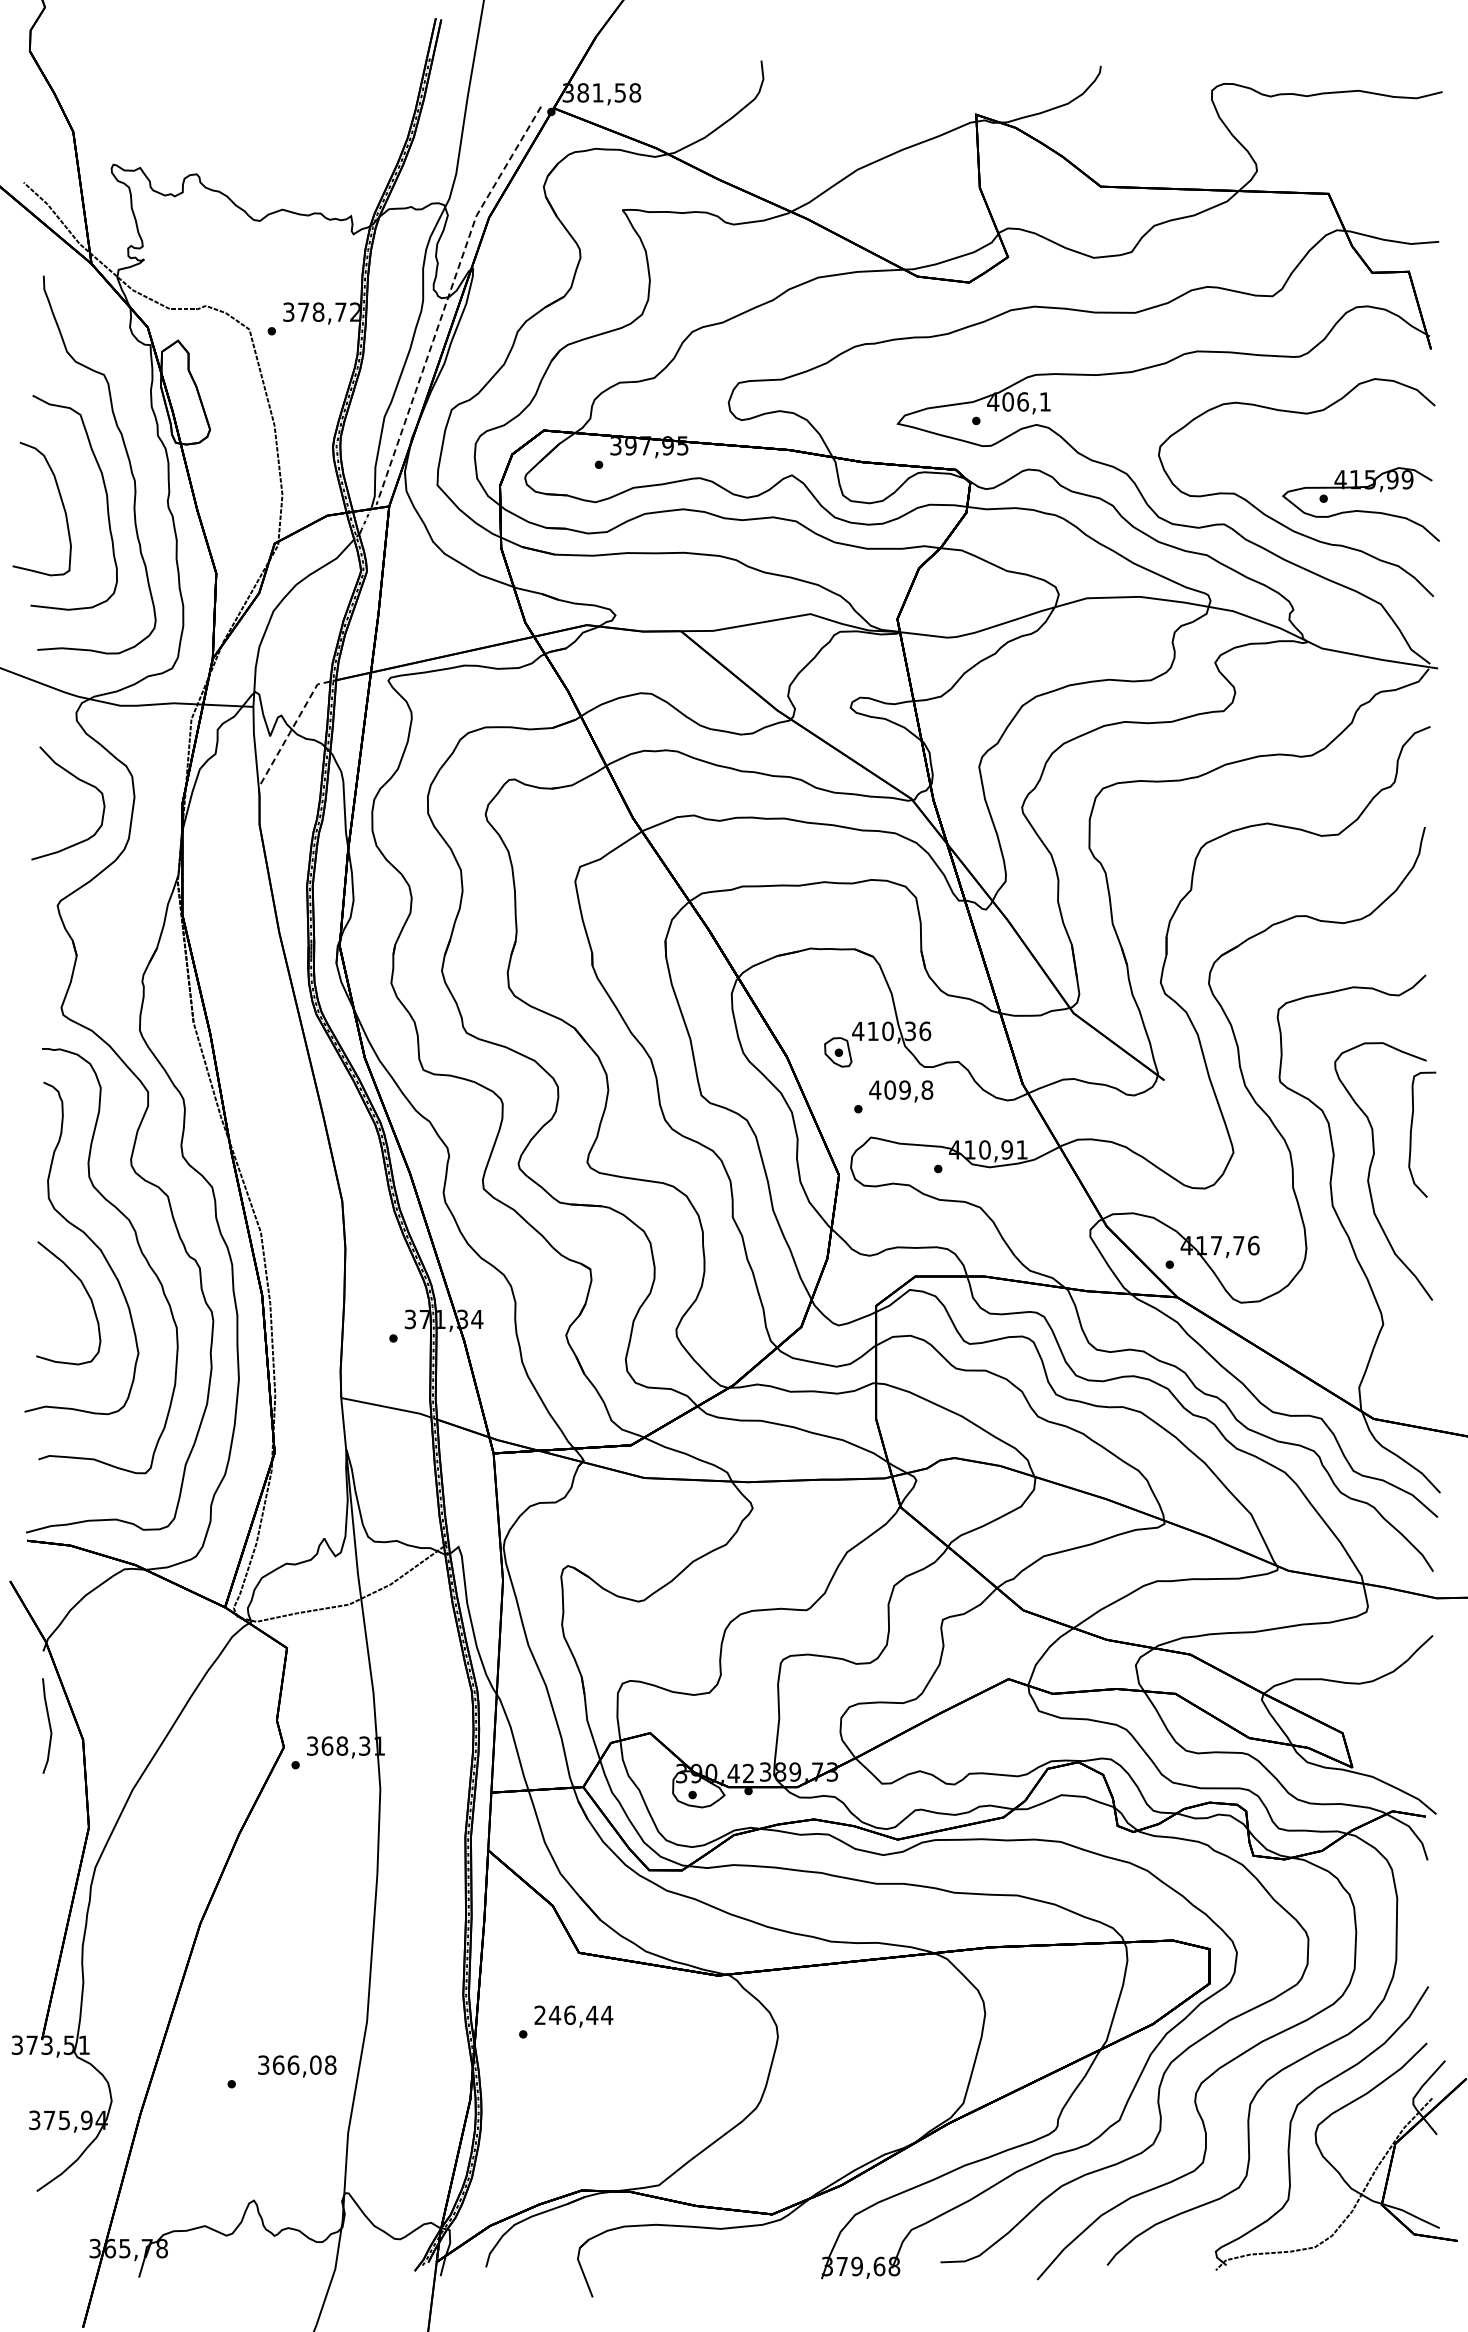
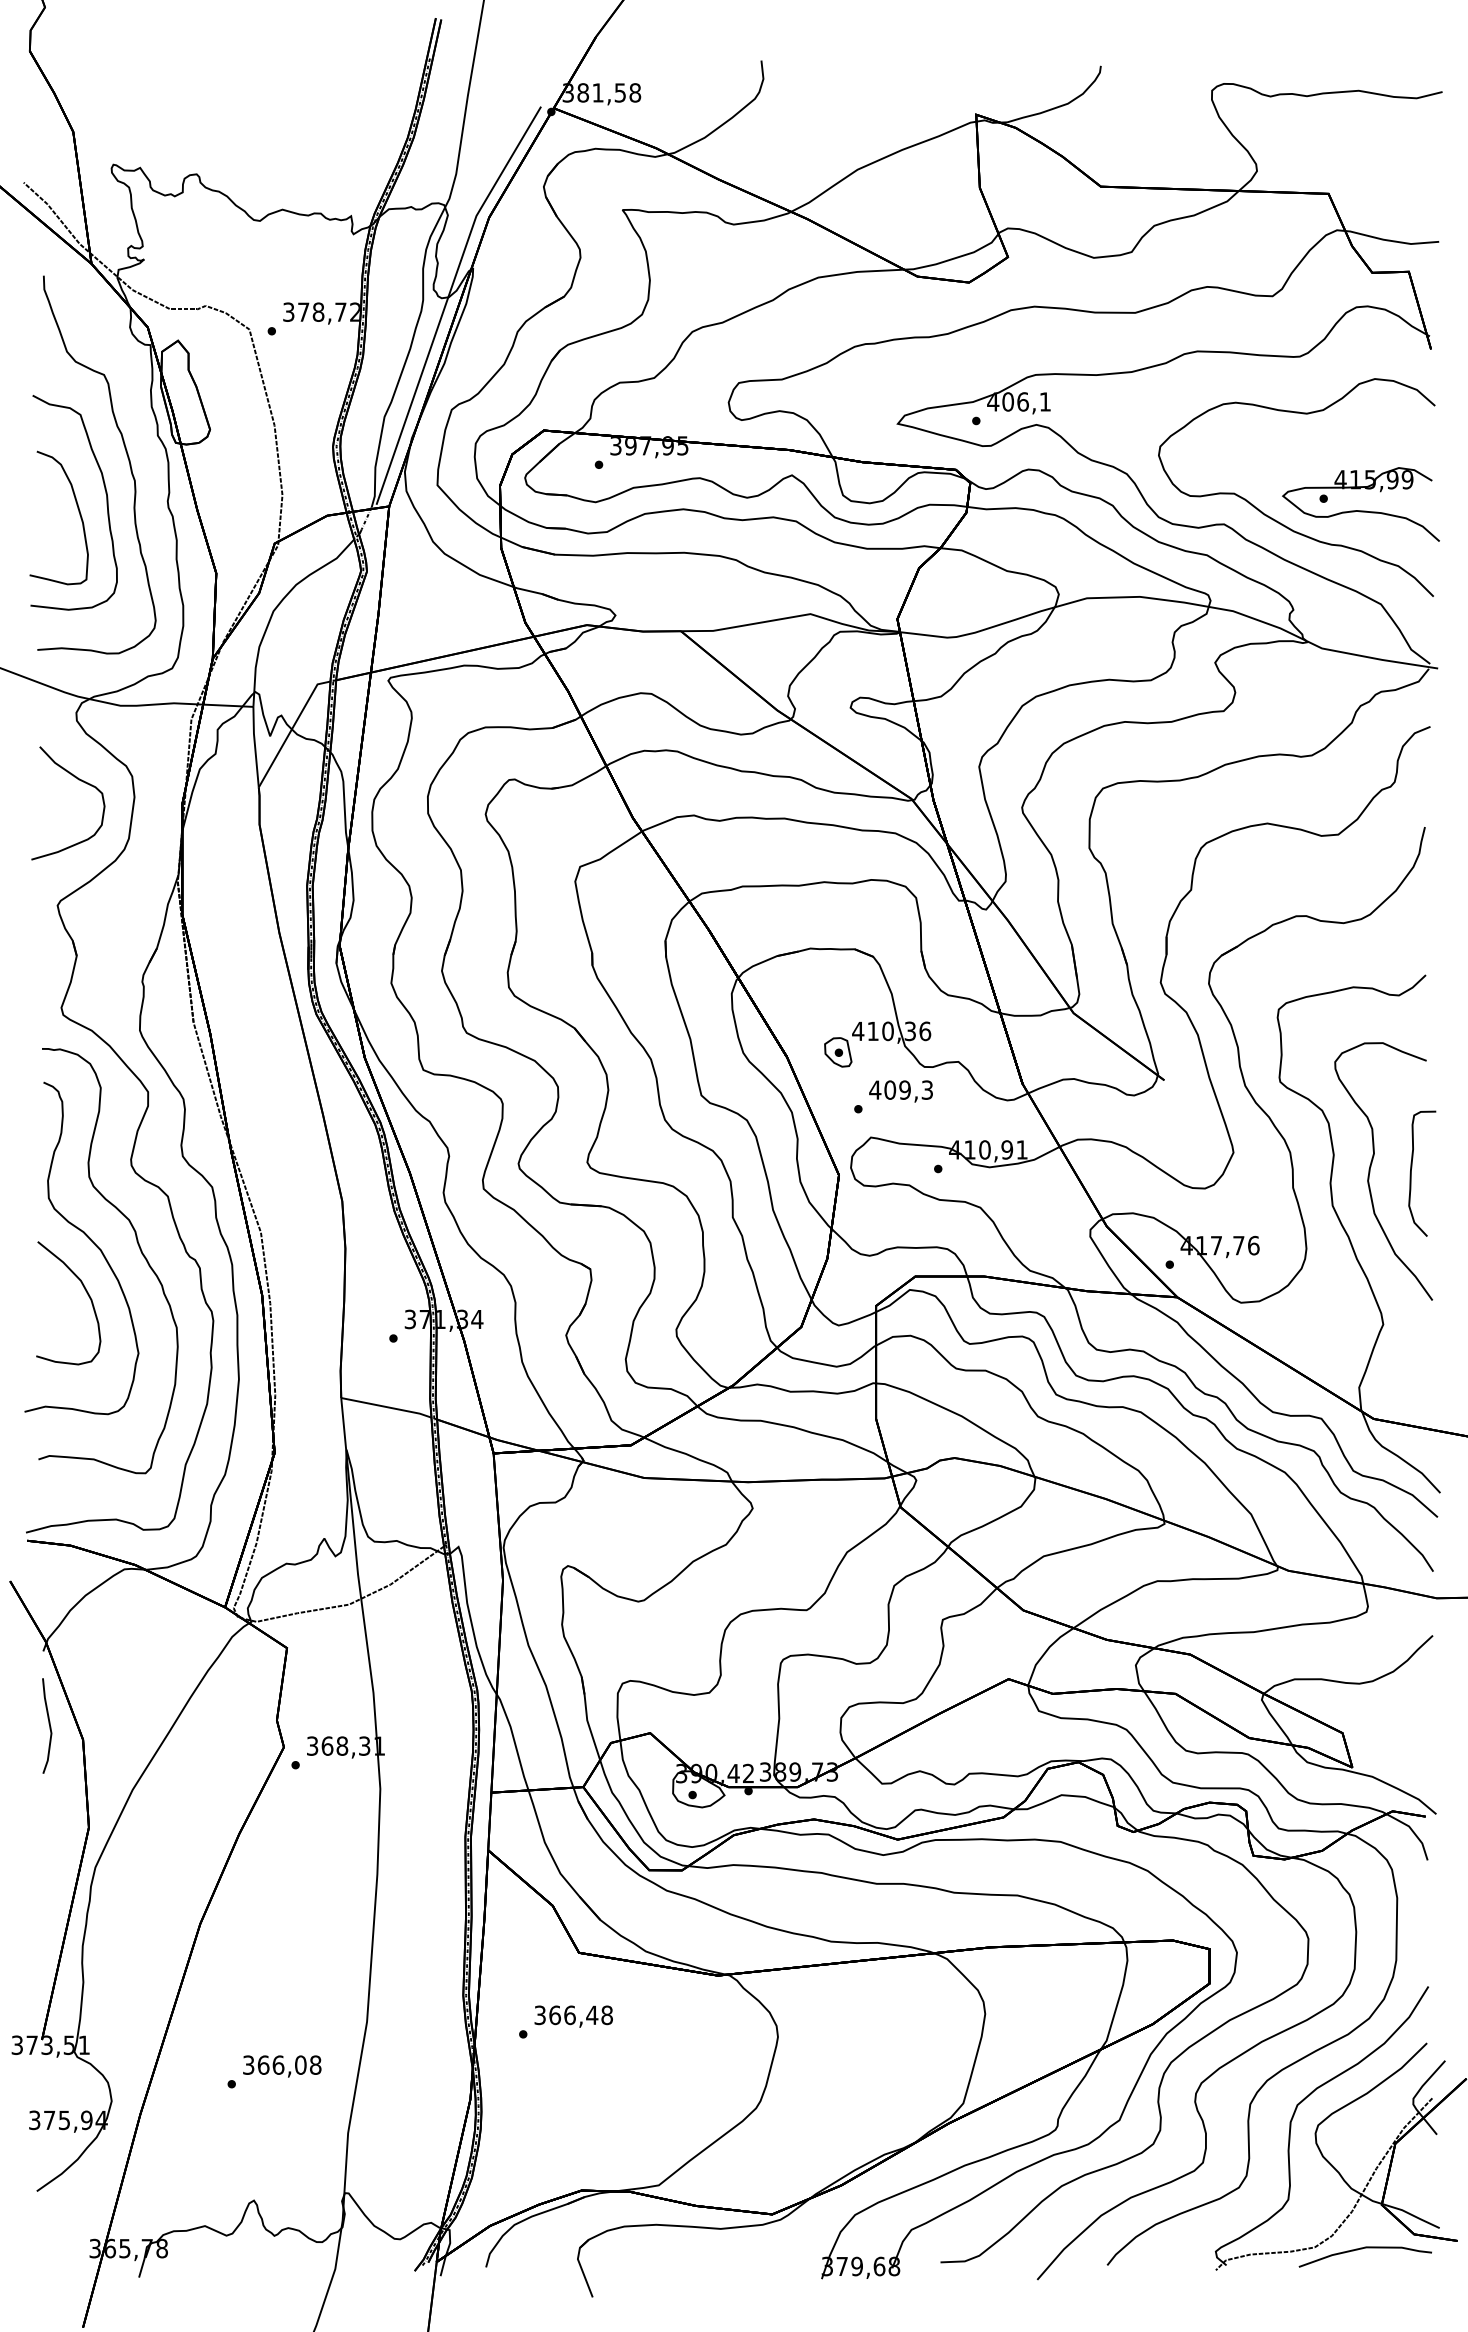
line: dashed -> solid (447, 300)
curve position: (61, 503) -> (78, 512) (78, 512)
line: dashed -> solid (291, 729)
text: 409,8 -> 409,3 (927, 1089)
curve position: (1411, 1134) -> (1411, 1173) (1411, 1173)
text: 246,44 -> 366,48 (573, 2015)
text position: (297, 2066) -> (282, 2066) (282, 2066)
curve: none -> present (1362, 2249)
